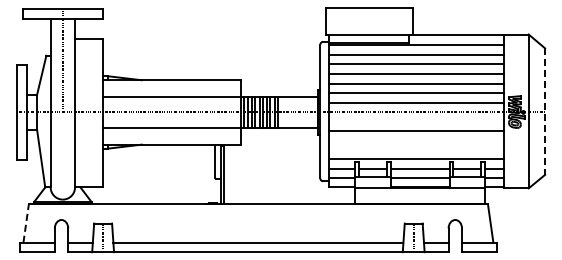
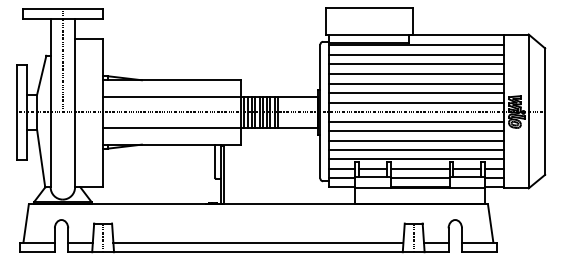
line: dashed -> solid (545, 112)
line: none -> present (416, 121)
line: none -> present (416, 140)
line: none -> present (416, 149)
line: dashed -> solid (26, 223)
